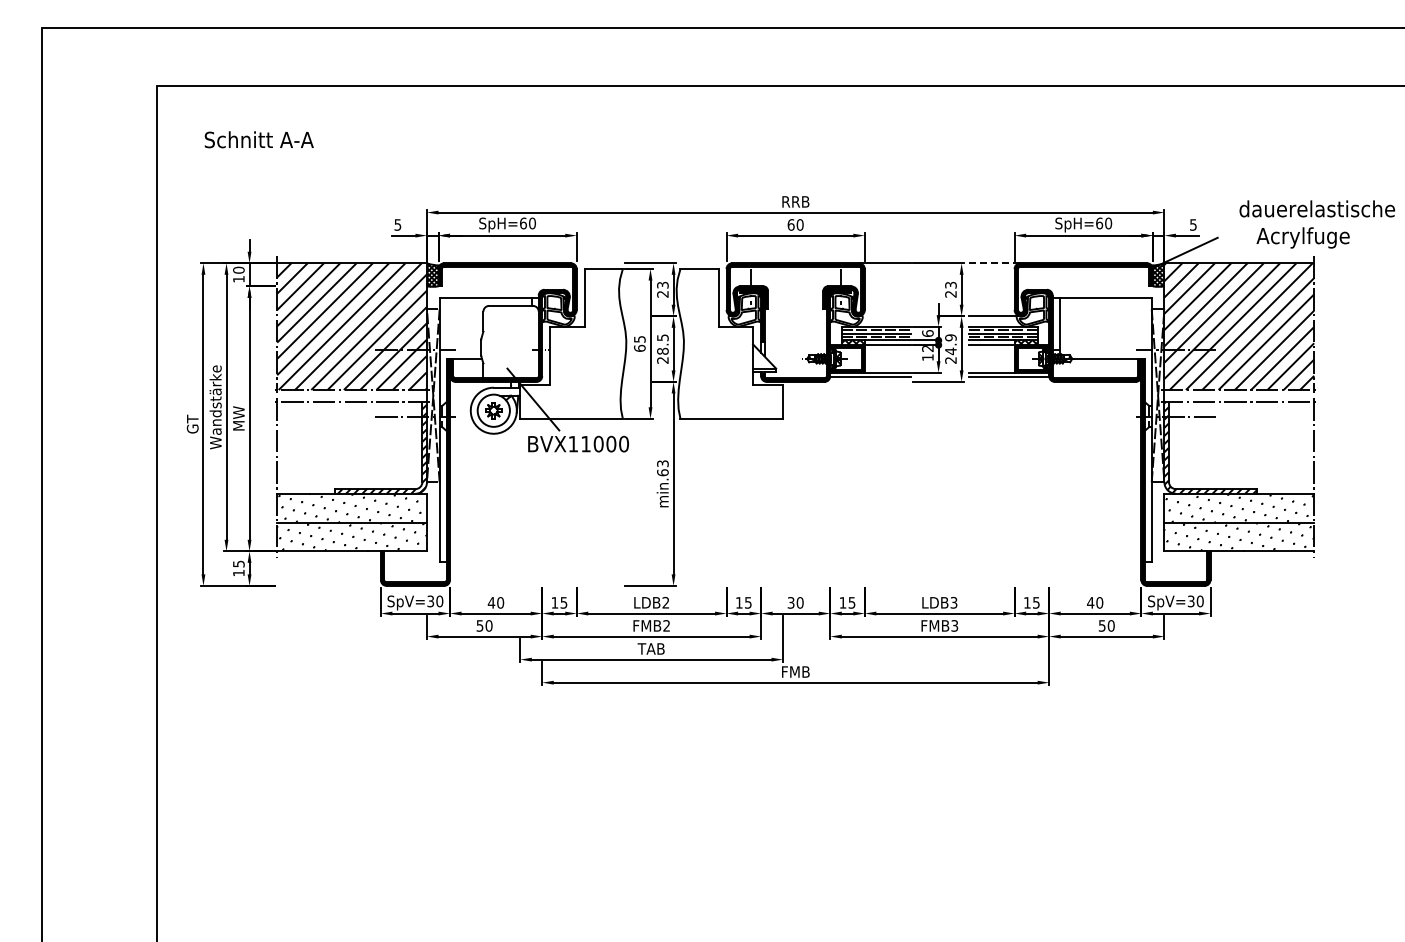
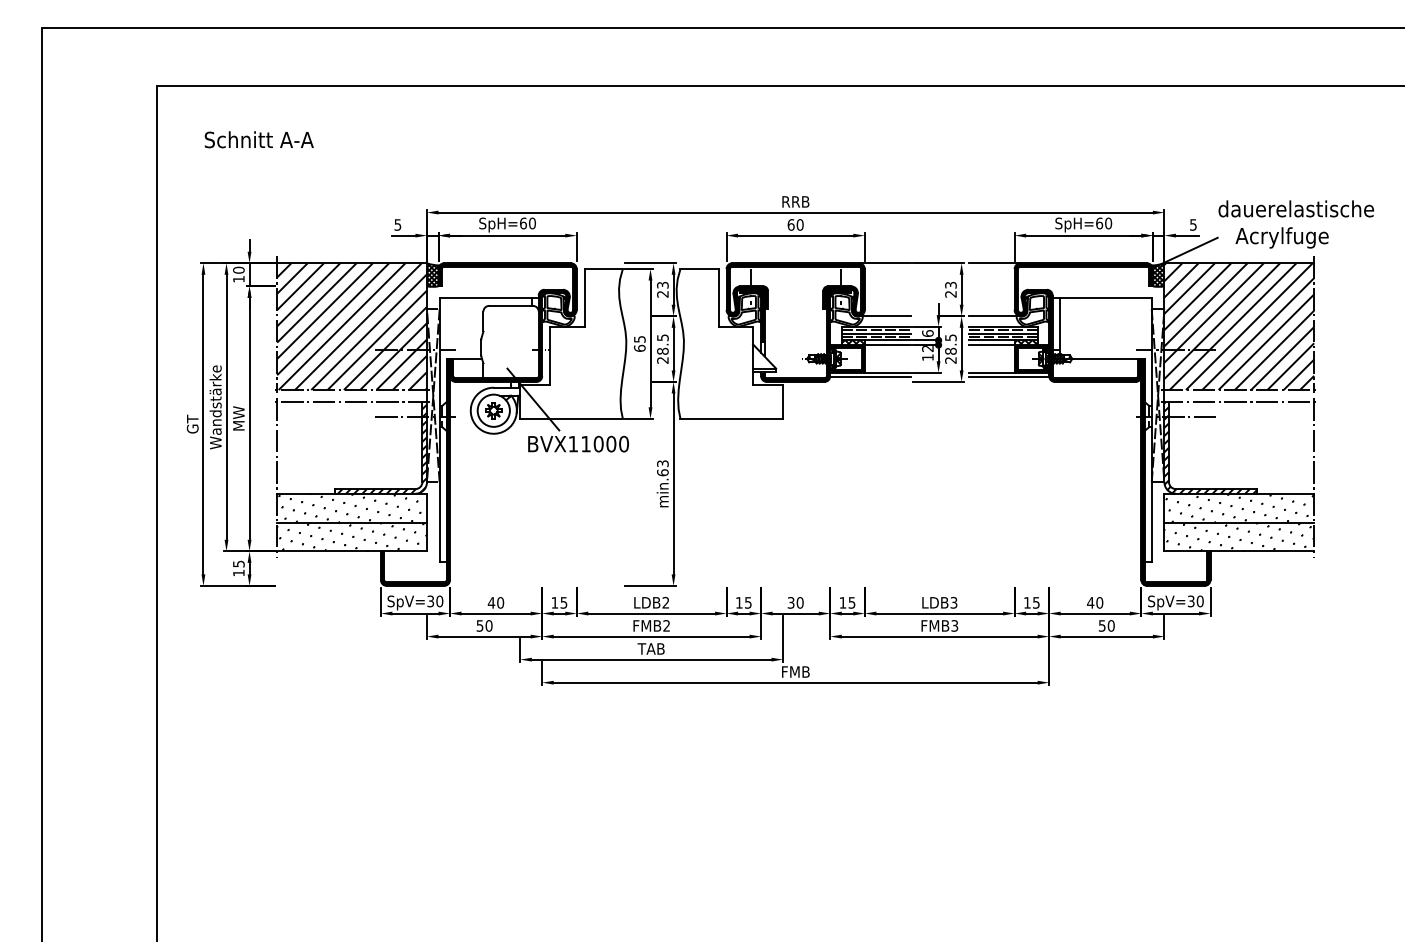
text position: (1317, 224) -> (1296, 224) (1296, 224)
line: dashed -> solid (994, 263)
line: none -> present (884, 316)
text: 24.9 -> 28.5 (950, 344)
